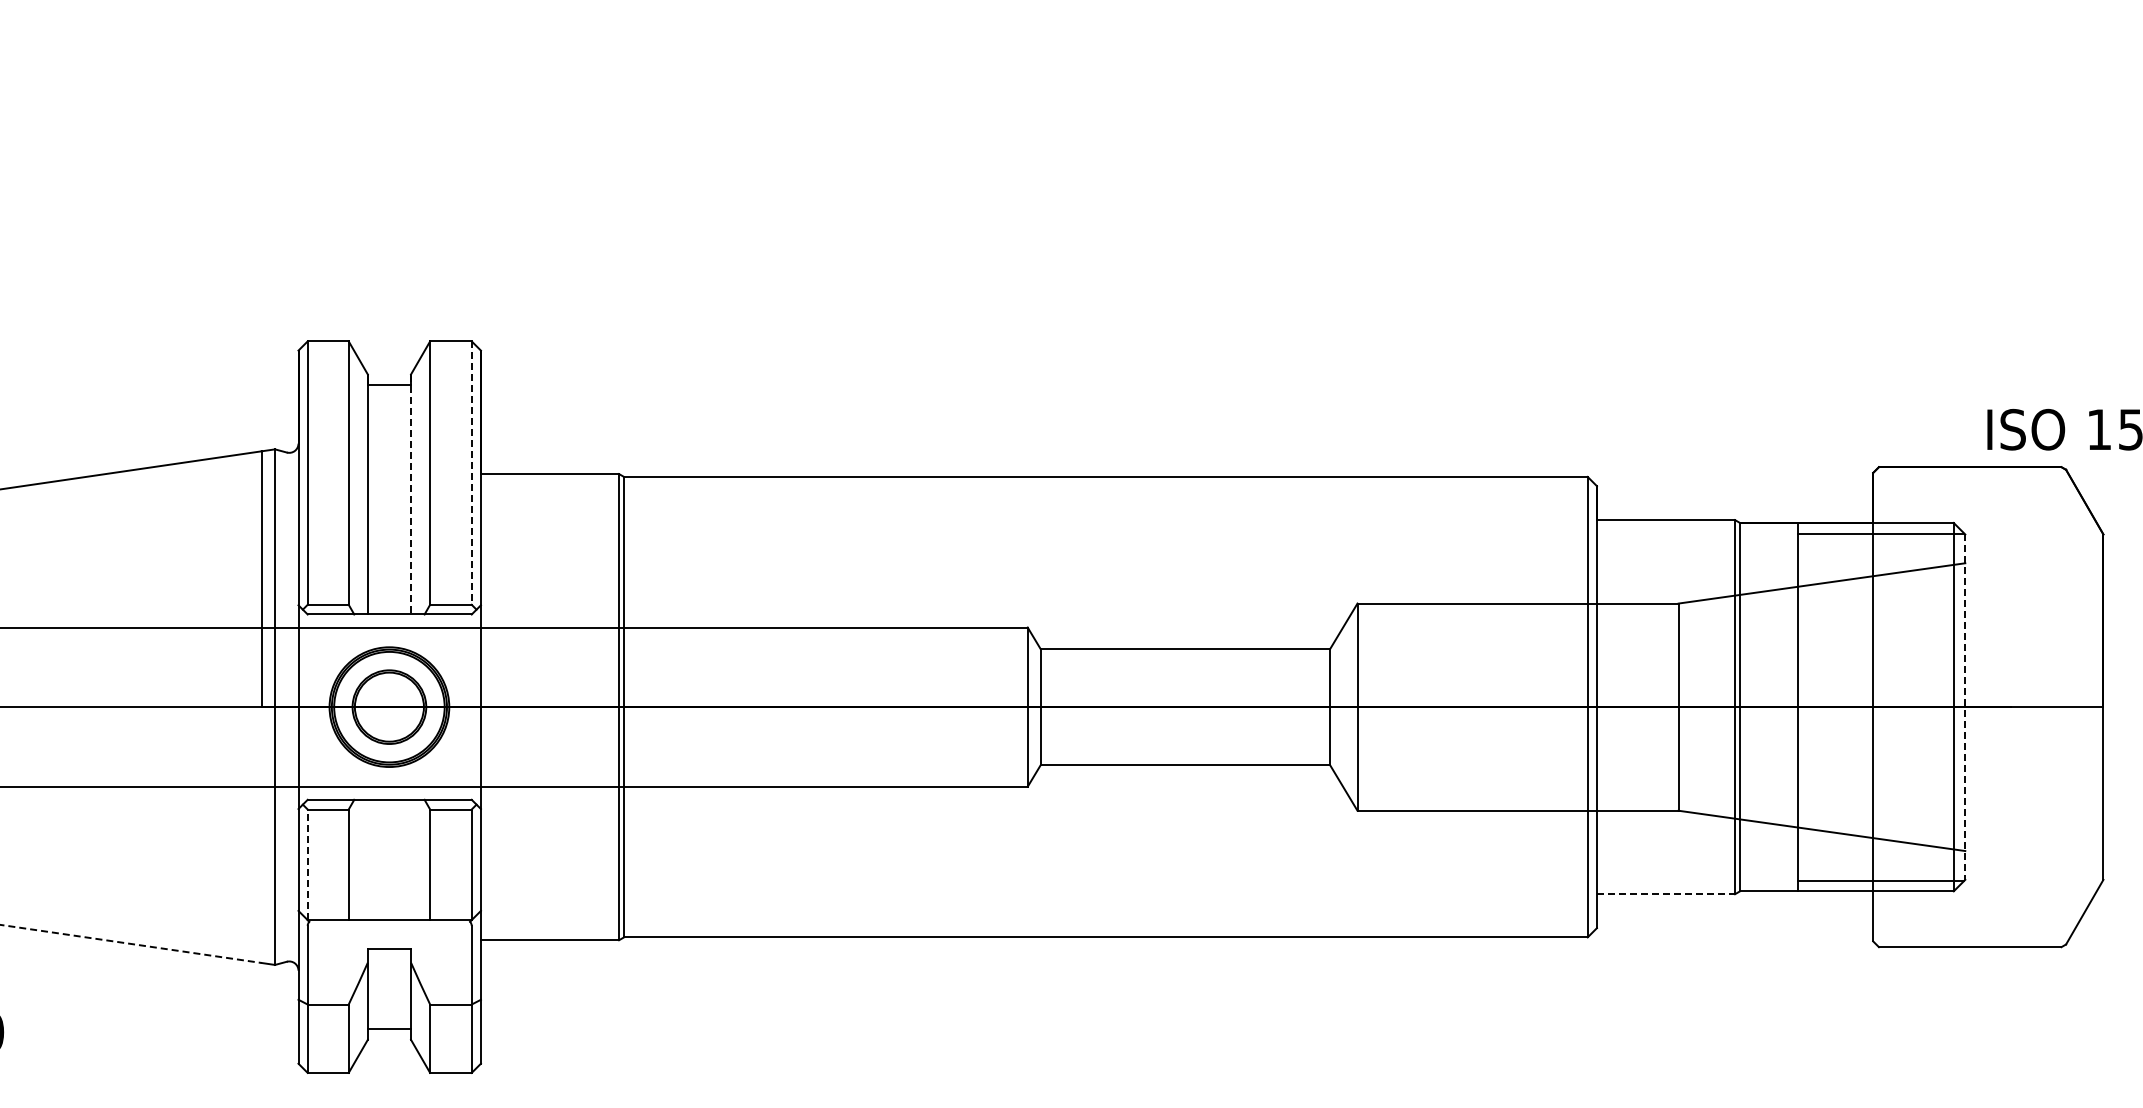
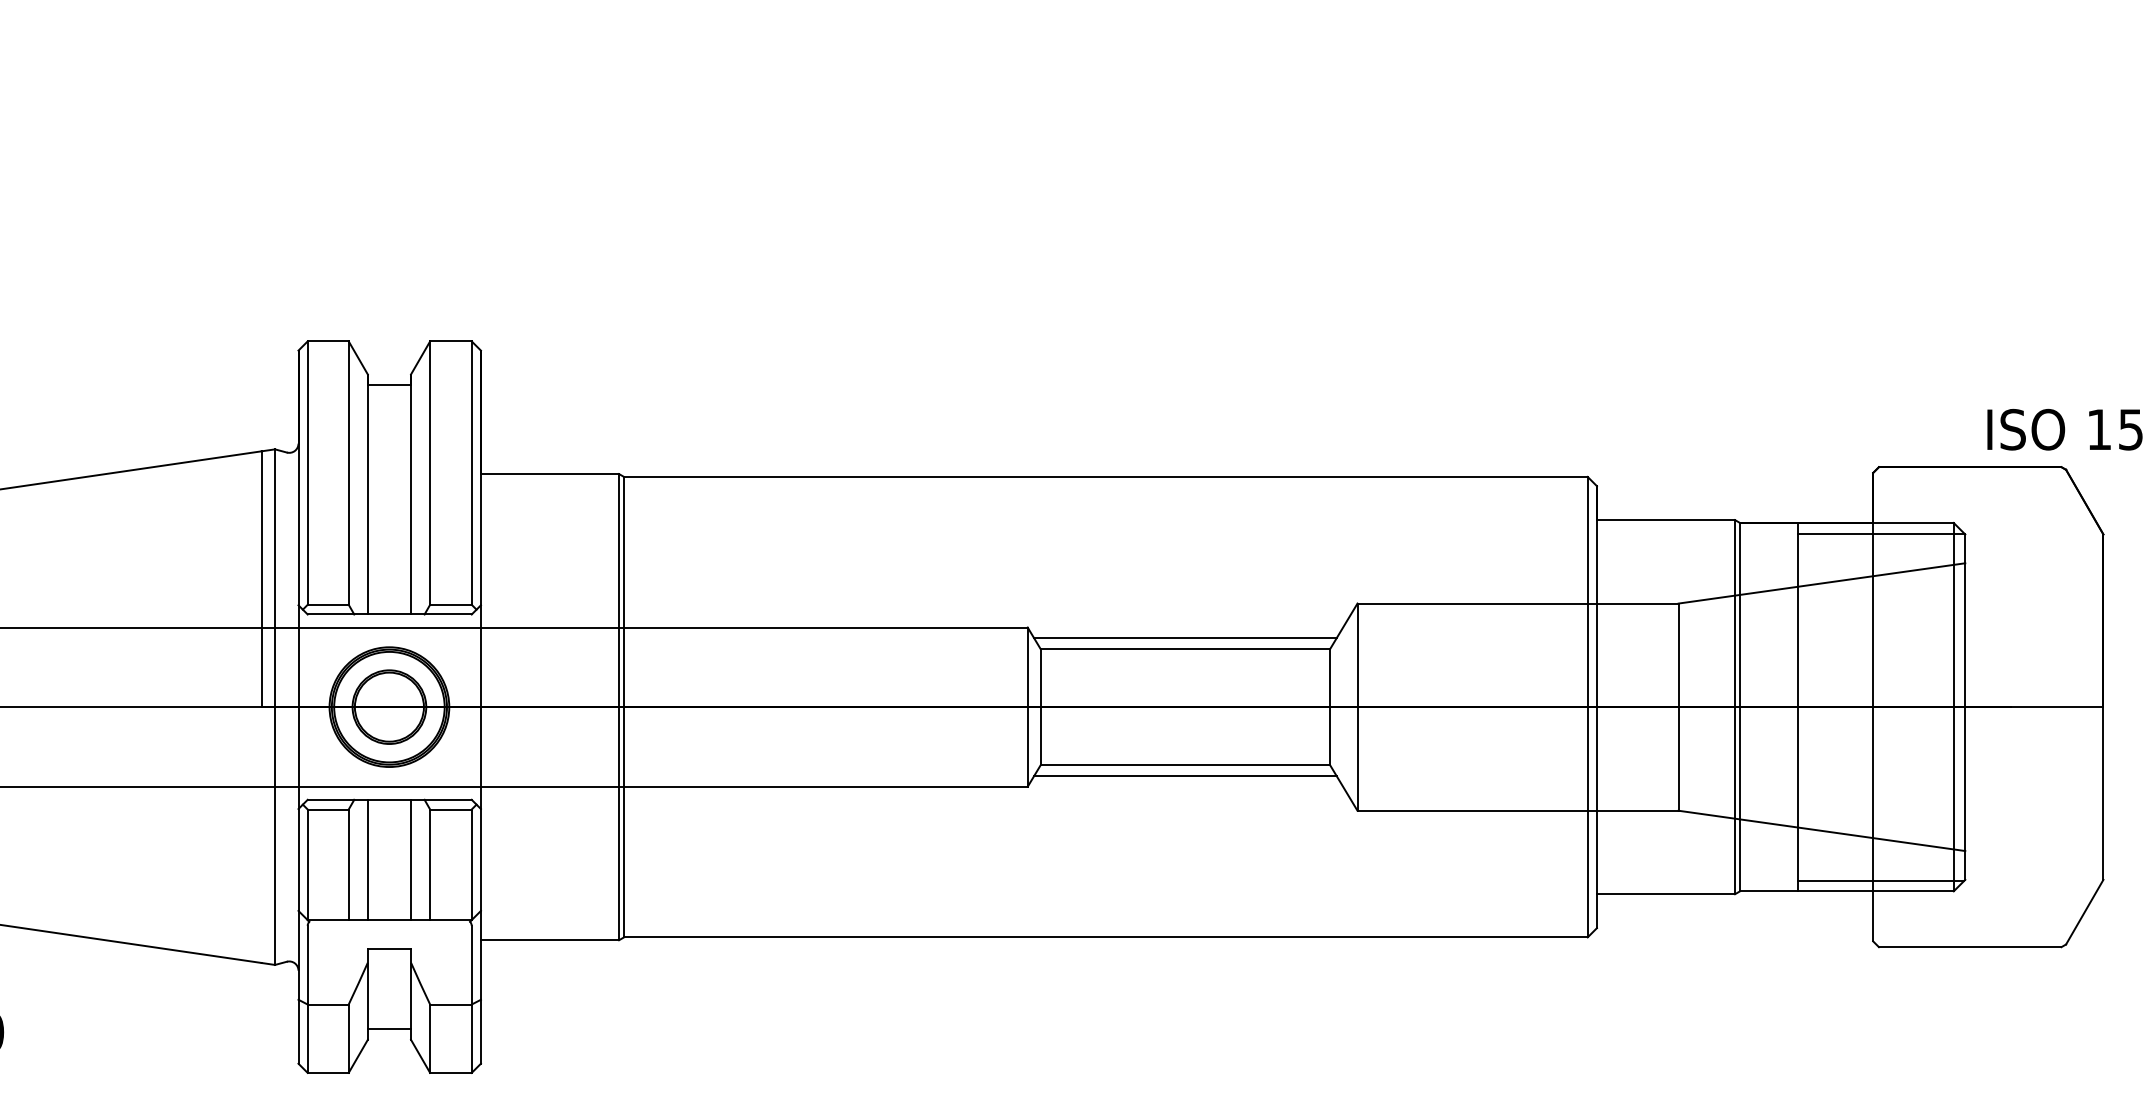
line: dashed -> solid (471, 473)
line: dashed -> solid (411, 494)
line: none -> present (1185, 638)
line: dashed -> solid (1965, 707)
line: none -> present (1185, 776)
line: none -> present (367, 859)
line: none -> present (411, 859)
line: dashed -> solid (307, 864)
line: dashed -> solid (1666, 894)
line: dashed -> solid (131, 943)
